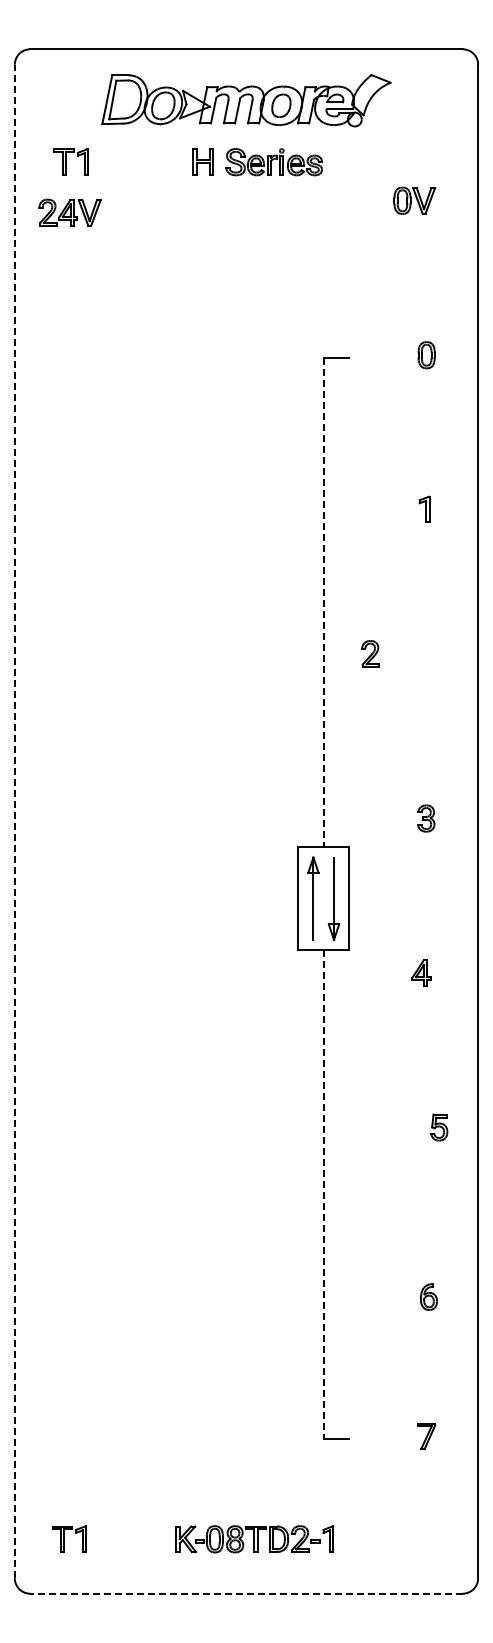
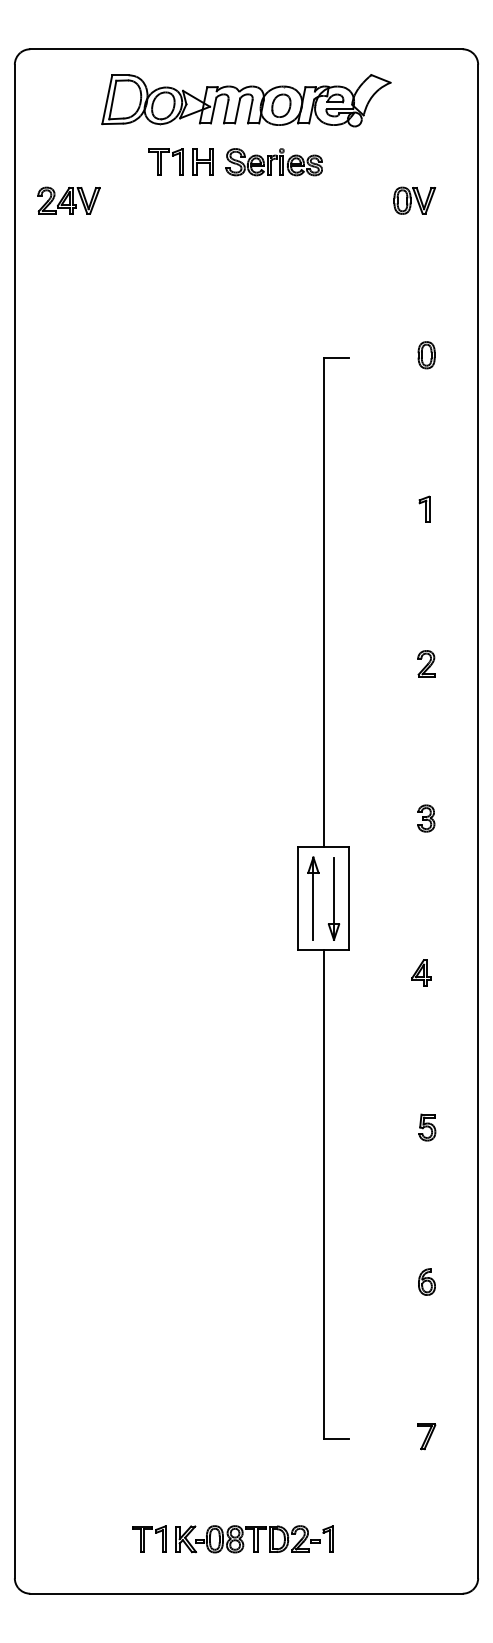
part position: (70, 161) -> (165, 161) (165, 161)
part position: (69, 212) -> (68, 200) (68, 200)
line: dashed -> solid (323, 602)
part position: (370, 653) -> (426, 663) (426, 663)
line: dashed -> solid (14, 821)
part position: (439, 1127) -> (427, 1127) (427, 1127)
line: dashed -> solid (323, 1194)
part position: (428, 1296) -> (426, 1281) (426, 1281)
part position: (69, 1538) -> (149, 1538) (149, 1538)
line: dashed -> solid (245, 1593)
